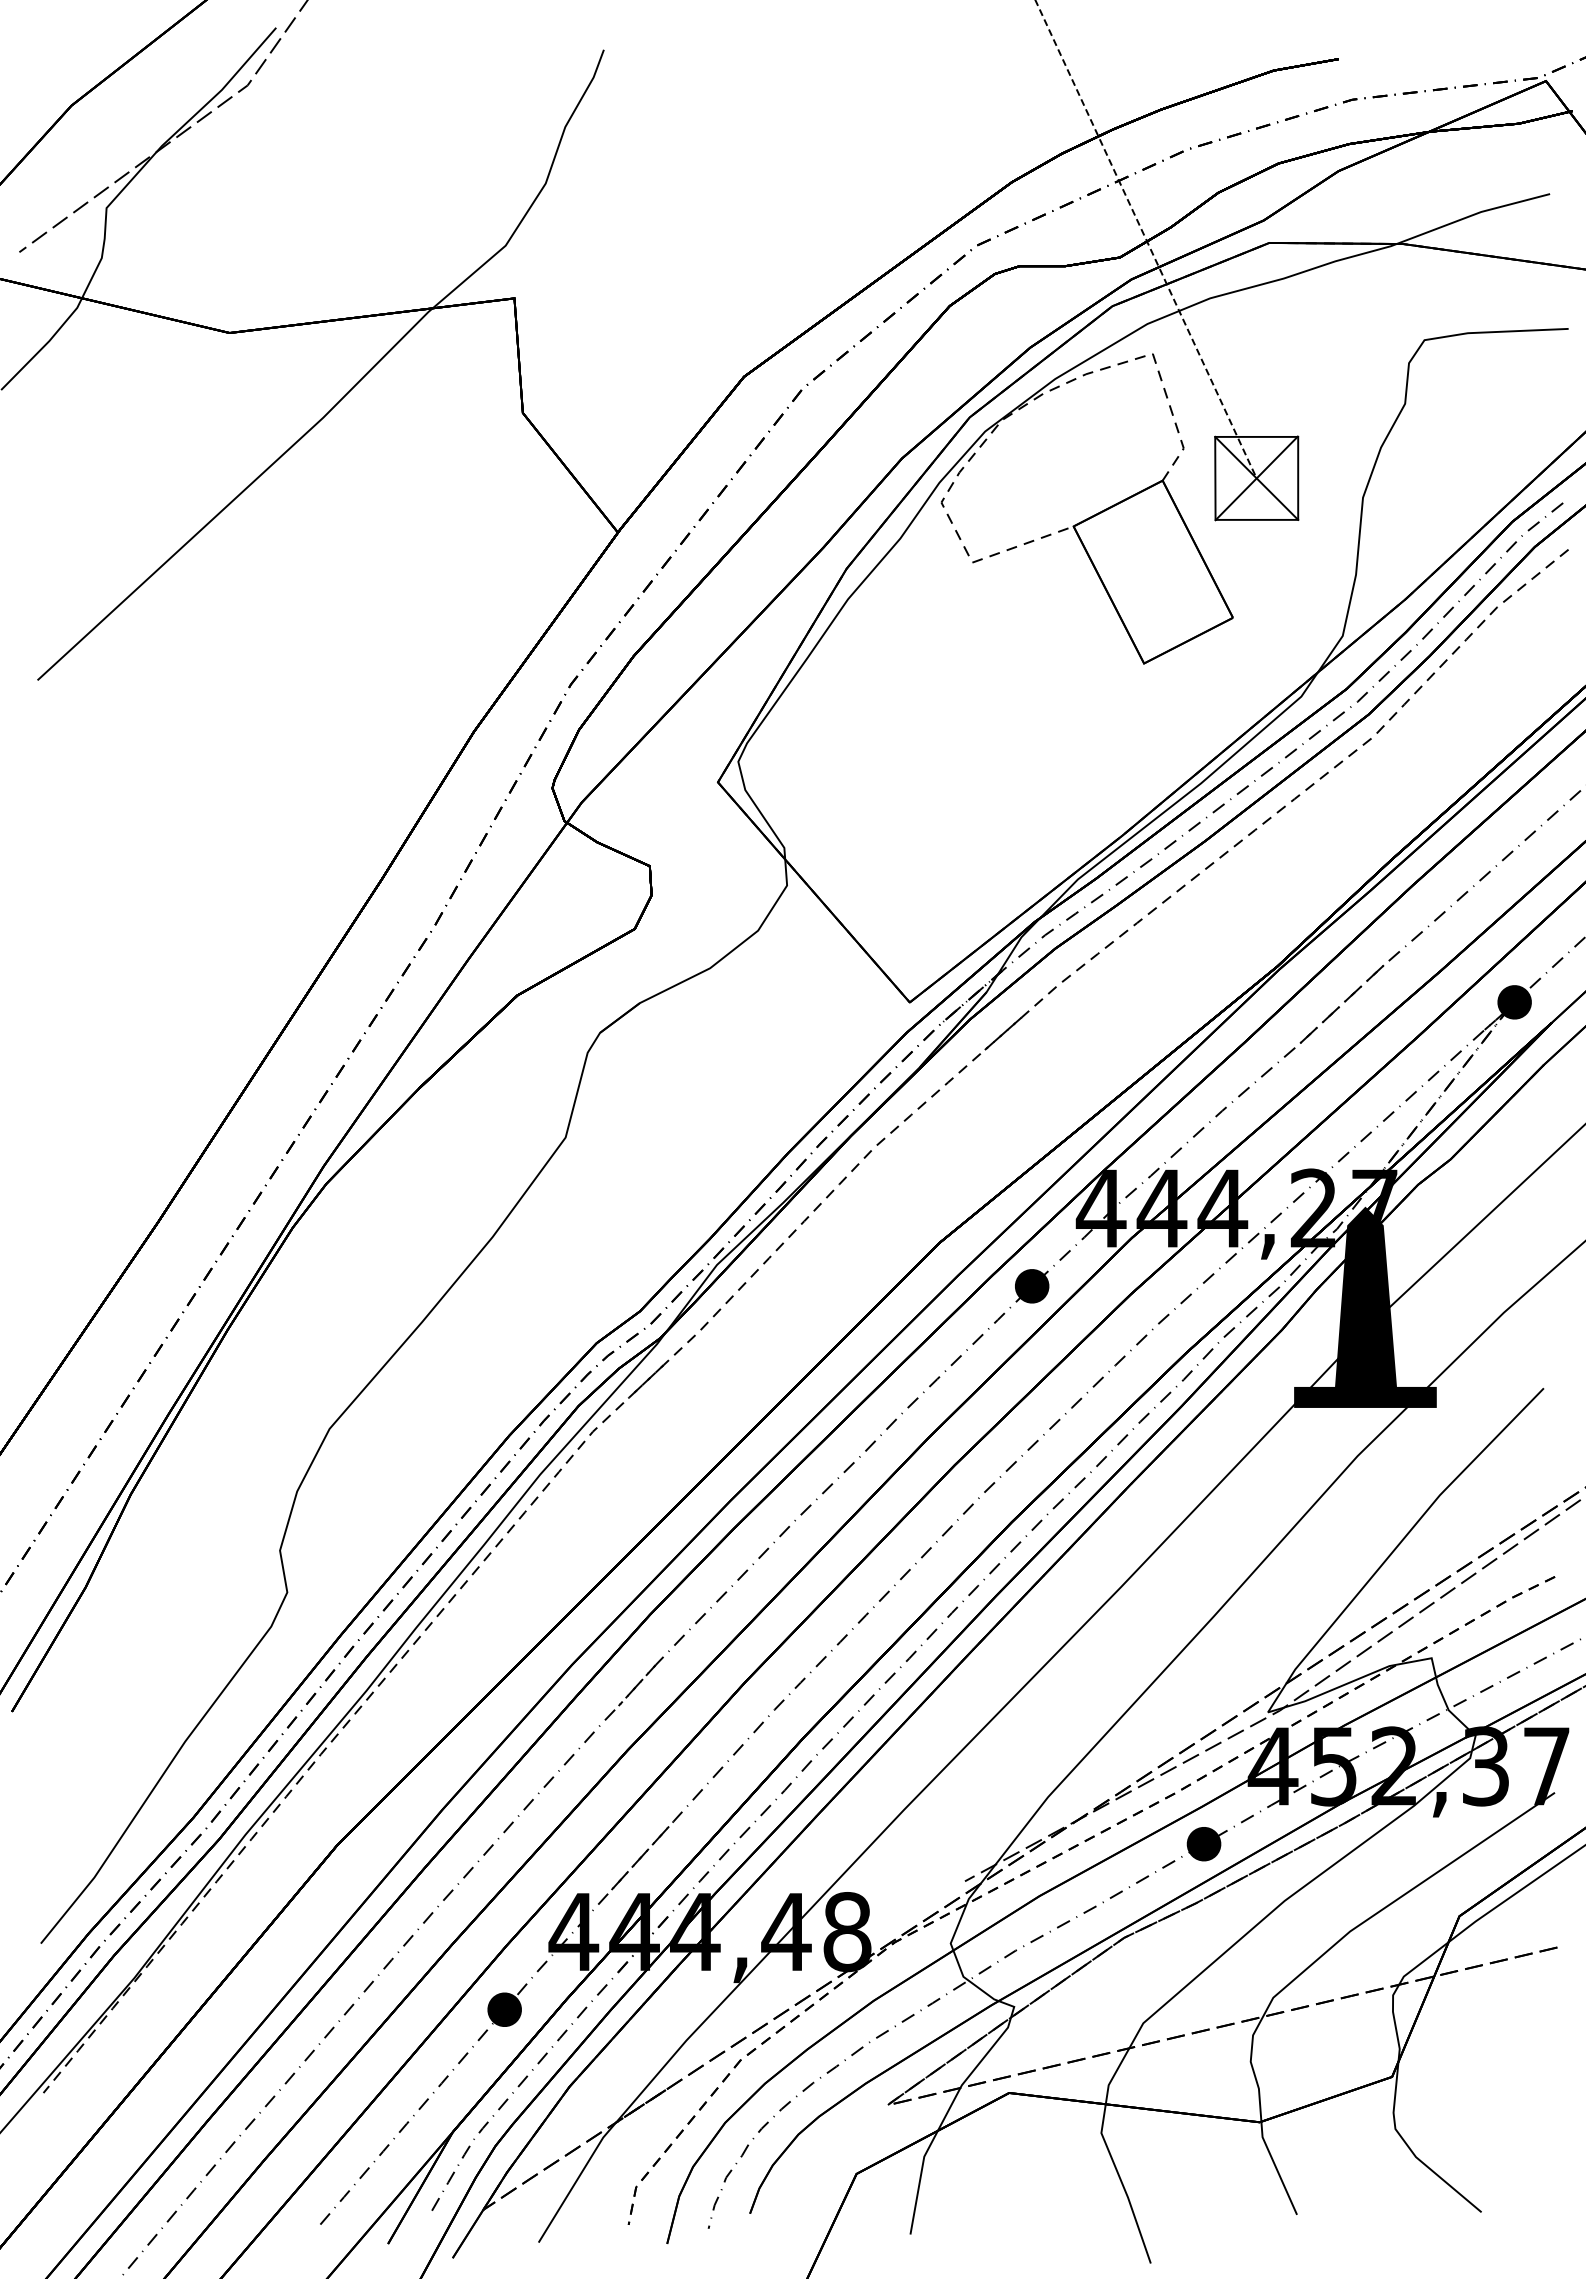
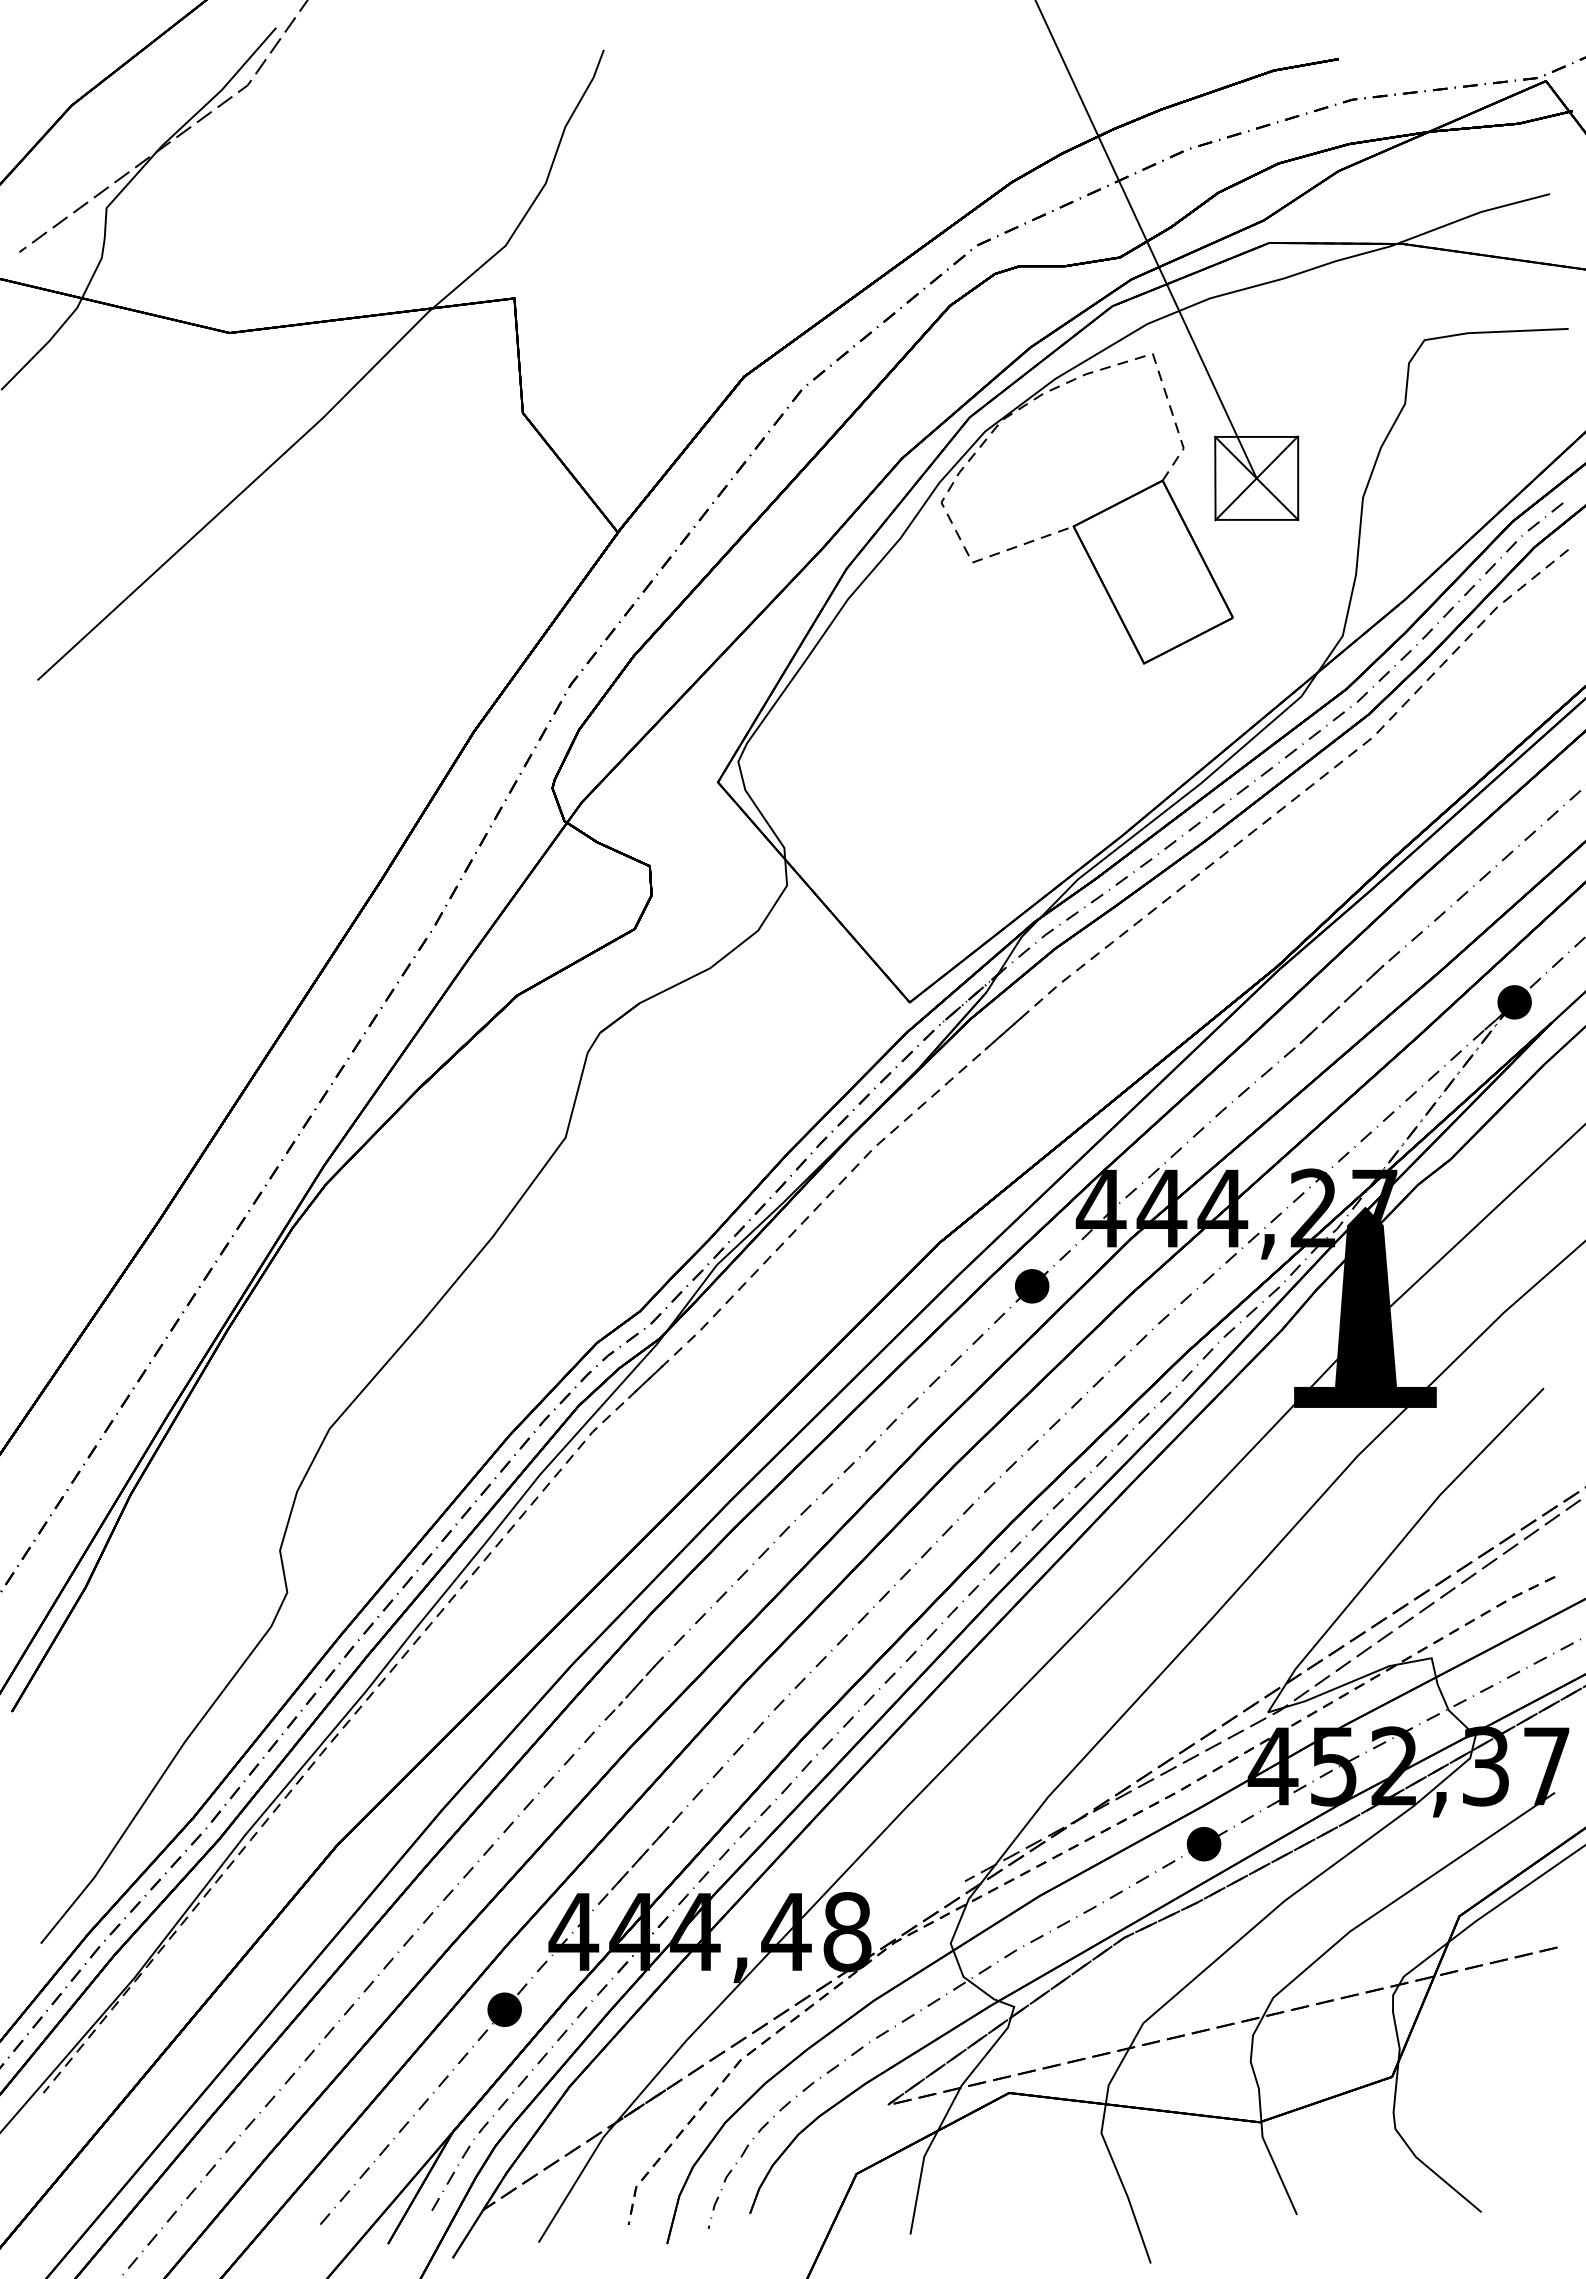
line: dashed -> solid (1146, 239)
